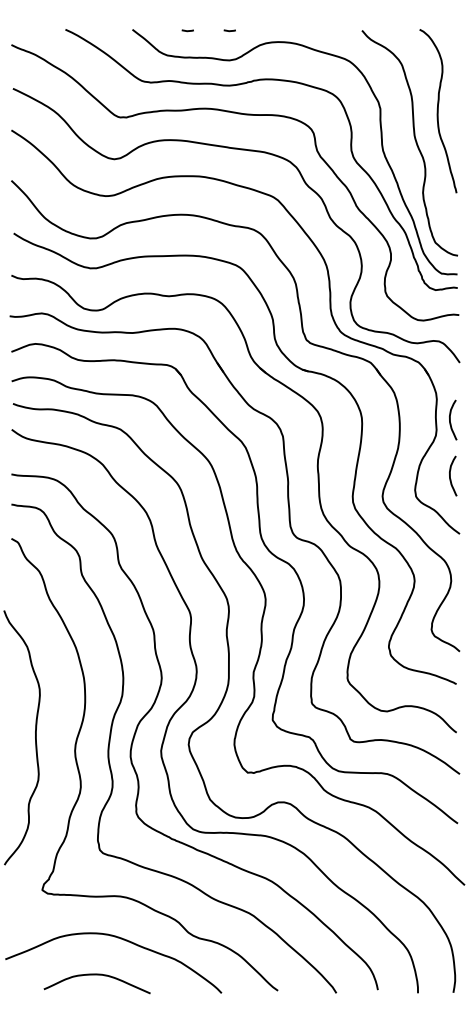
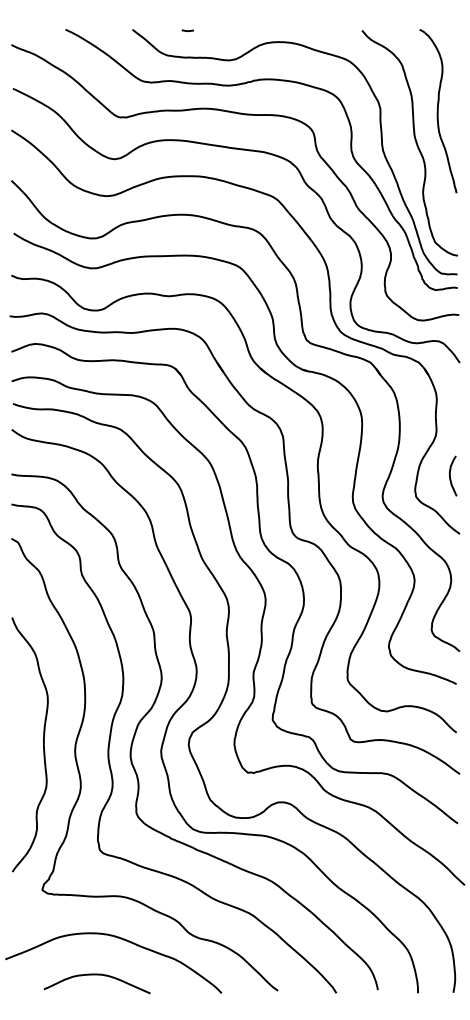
line: present -> none (229, 30)
curve: present -> none (450, 419)
curve position: (35, 737) -> (43, 744) (43, 744)
